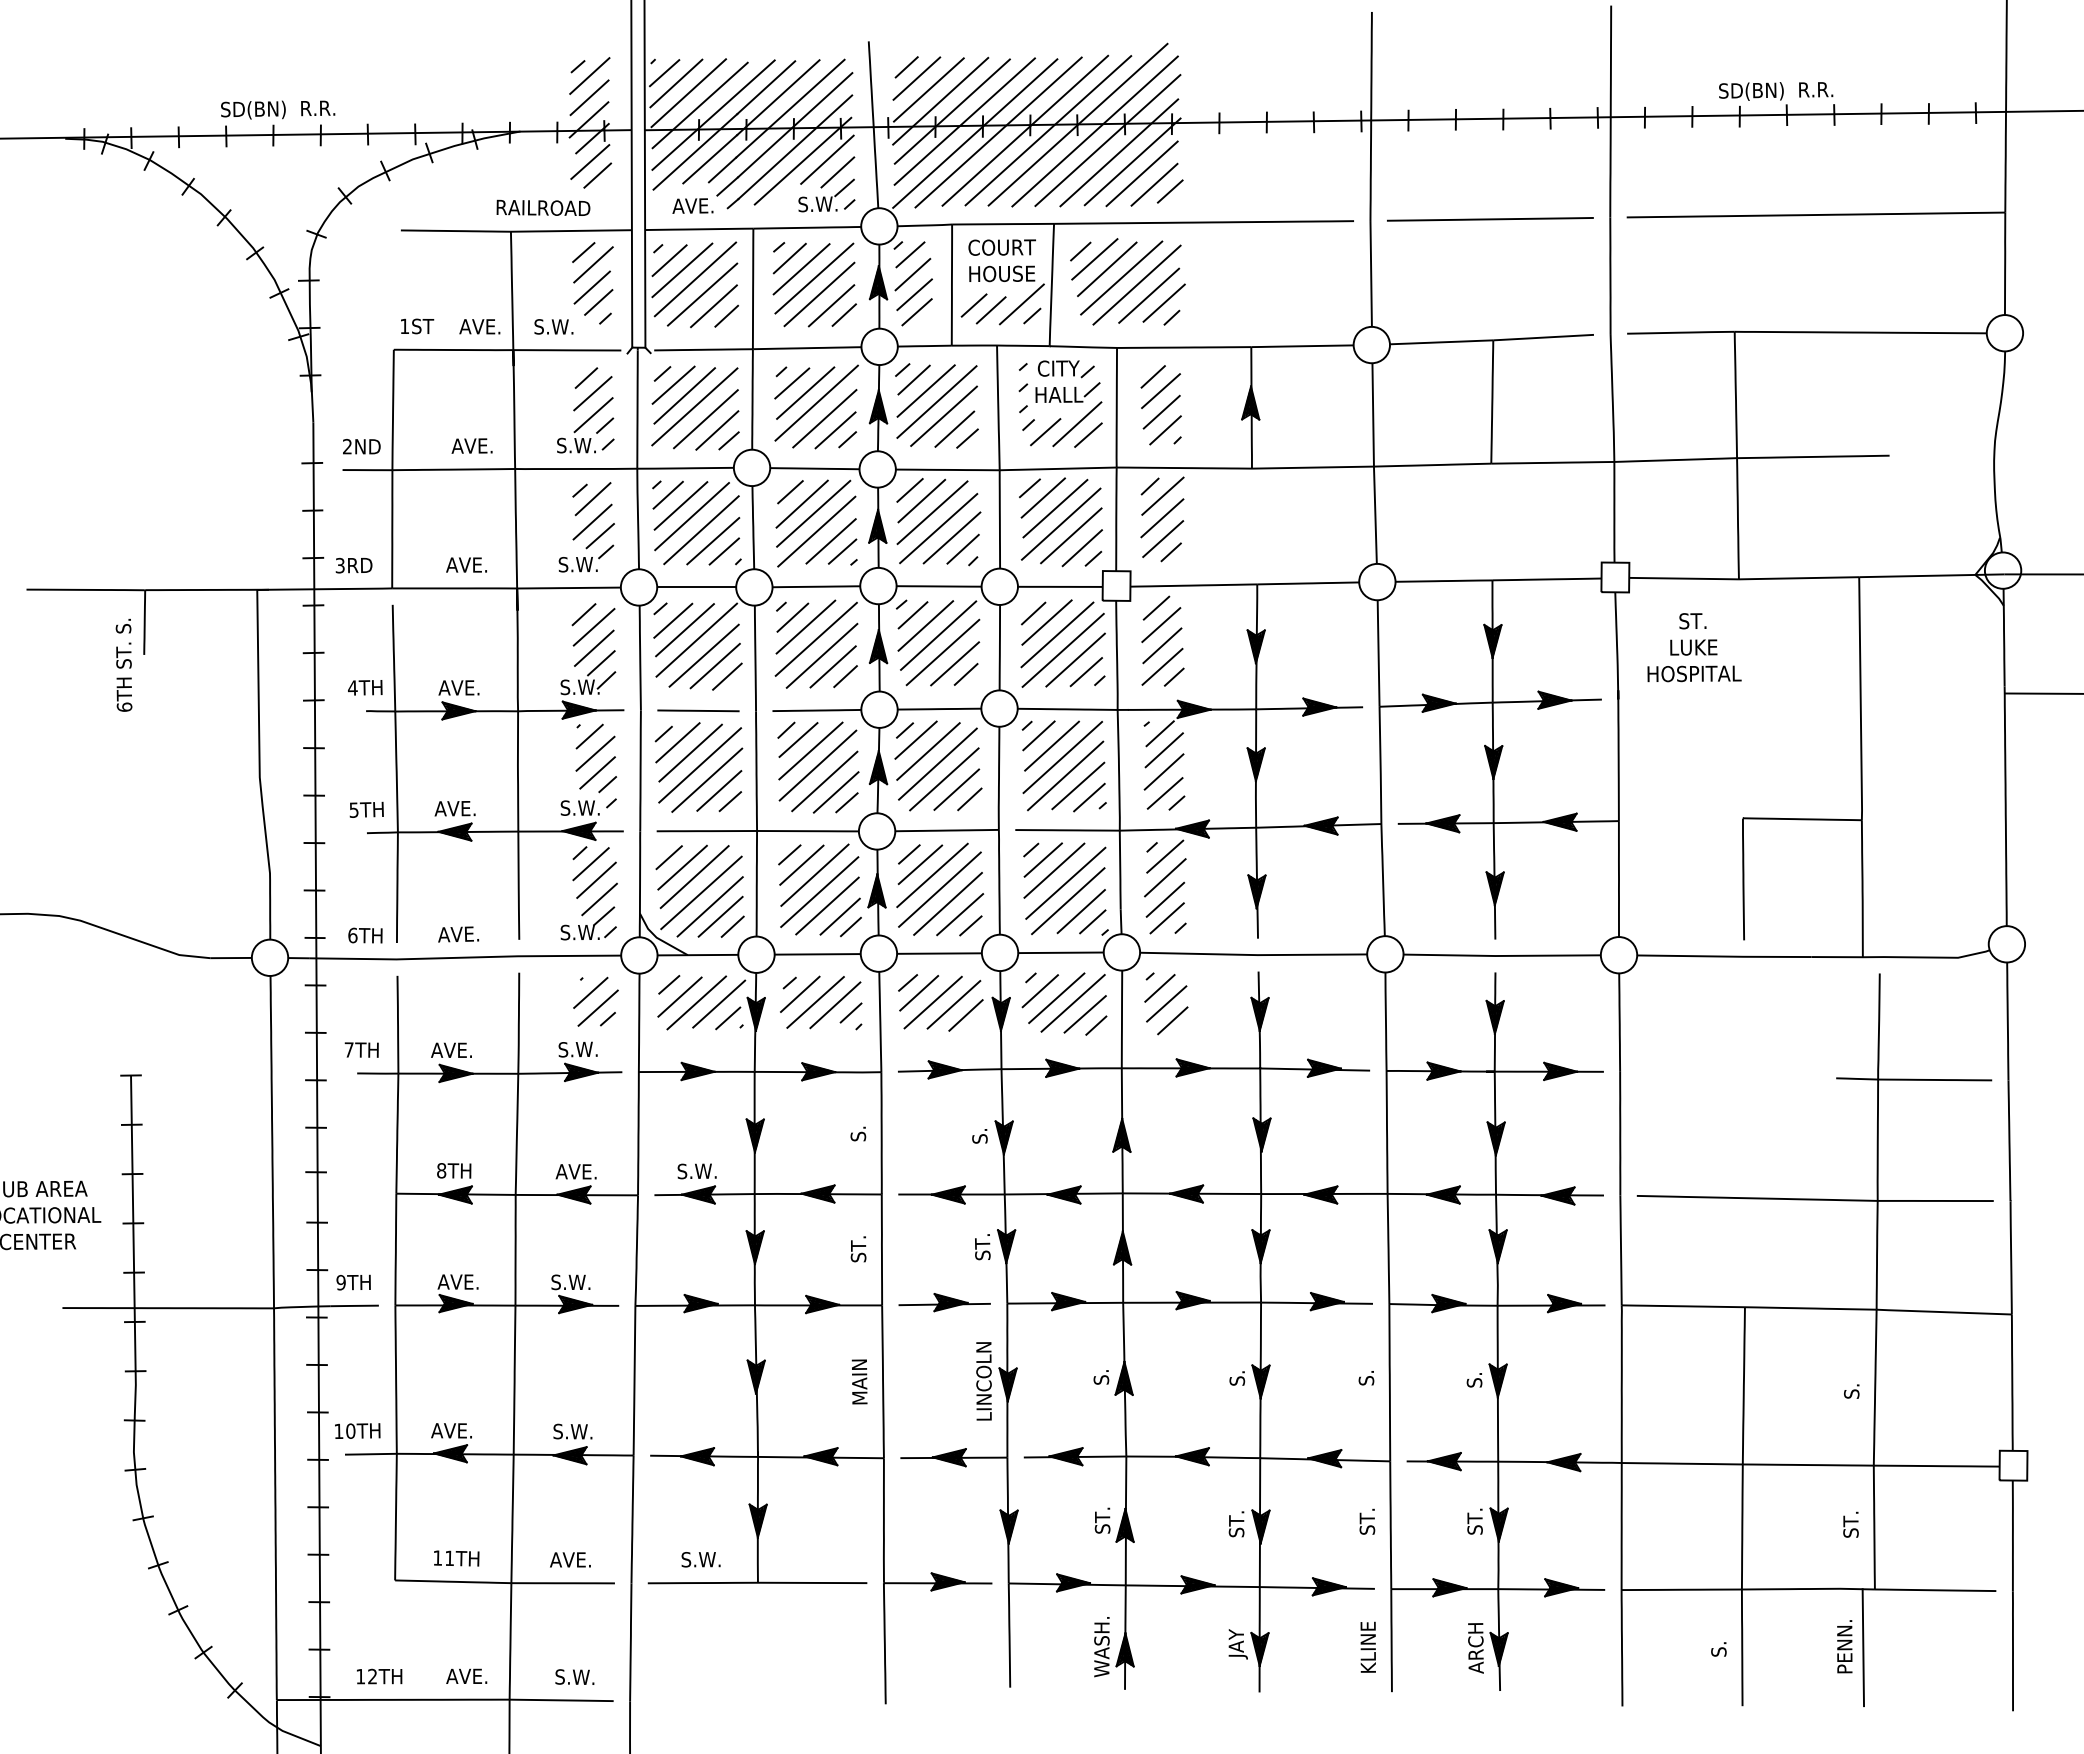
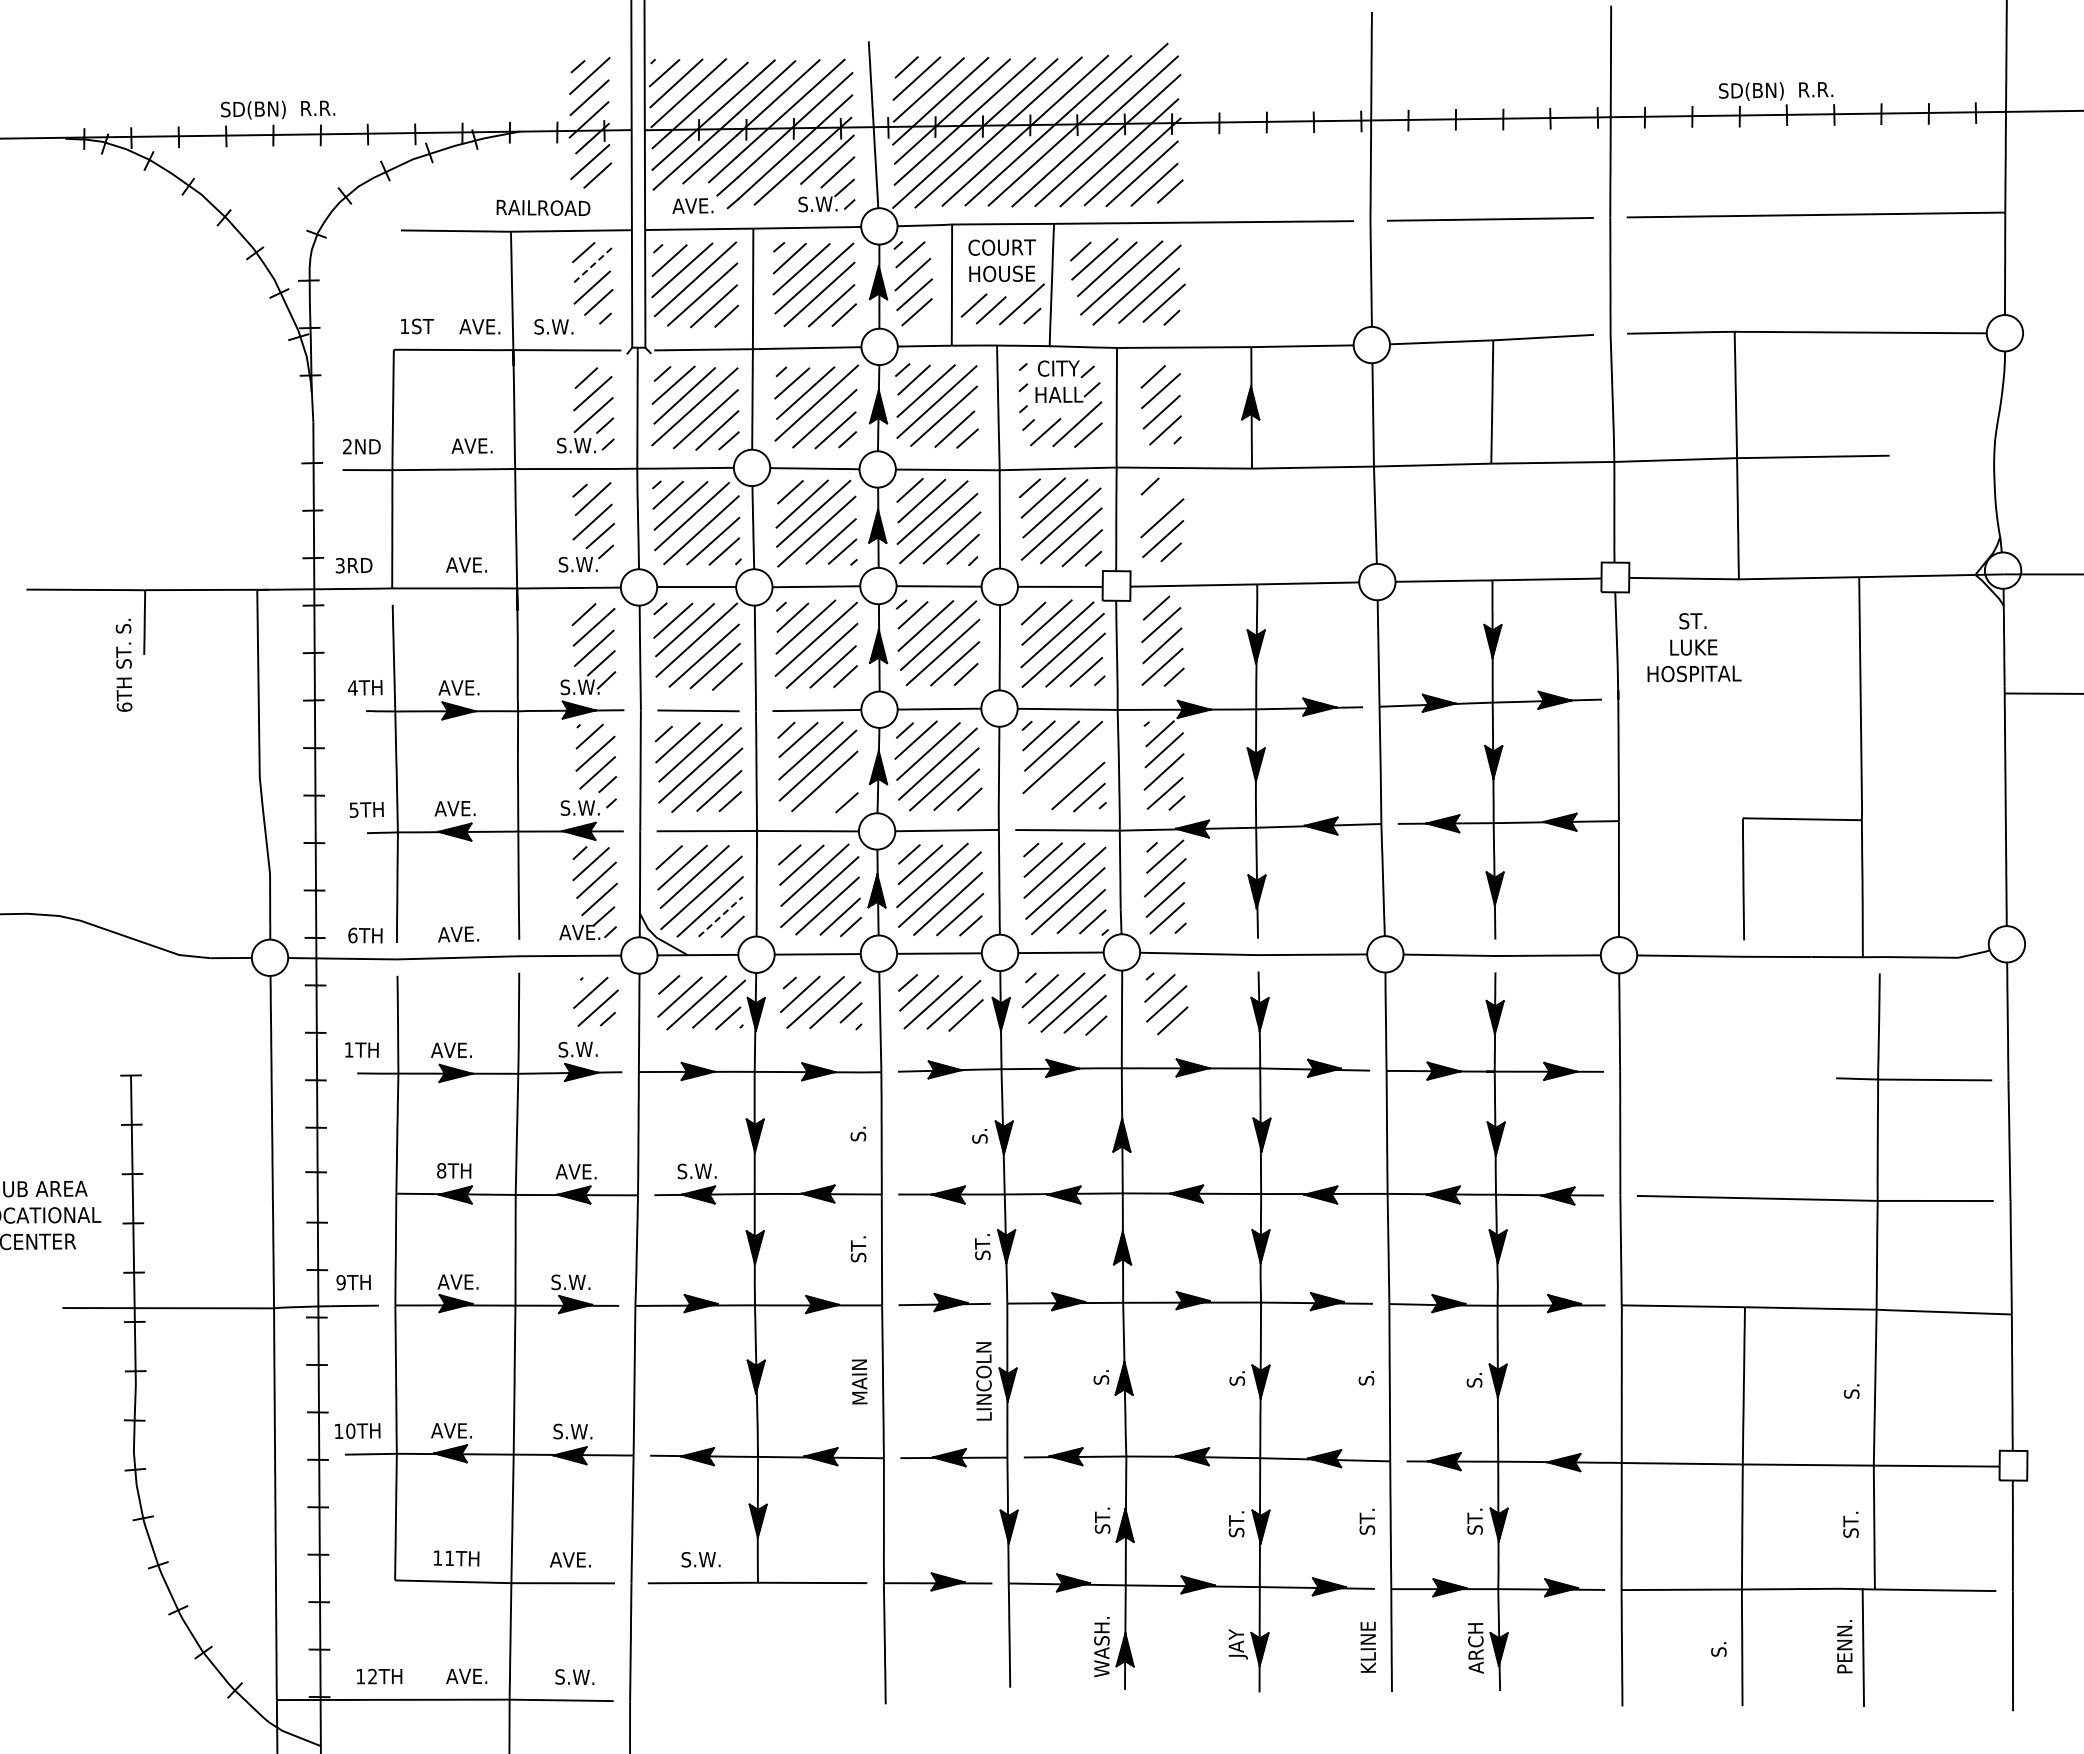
line: solid -> dashed (593, 264)
line: present -> none (1162, 495)
line: present -> none (1065, 775)
line: present -> none (835, 792)
line: solid -> dashed (720, 916)
text: S.W. -> AVE. (579, 932)
text: 7TH -> 1TH (348, 1049)
